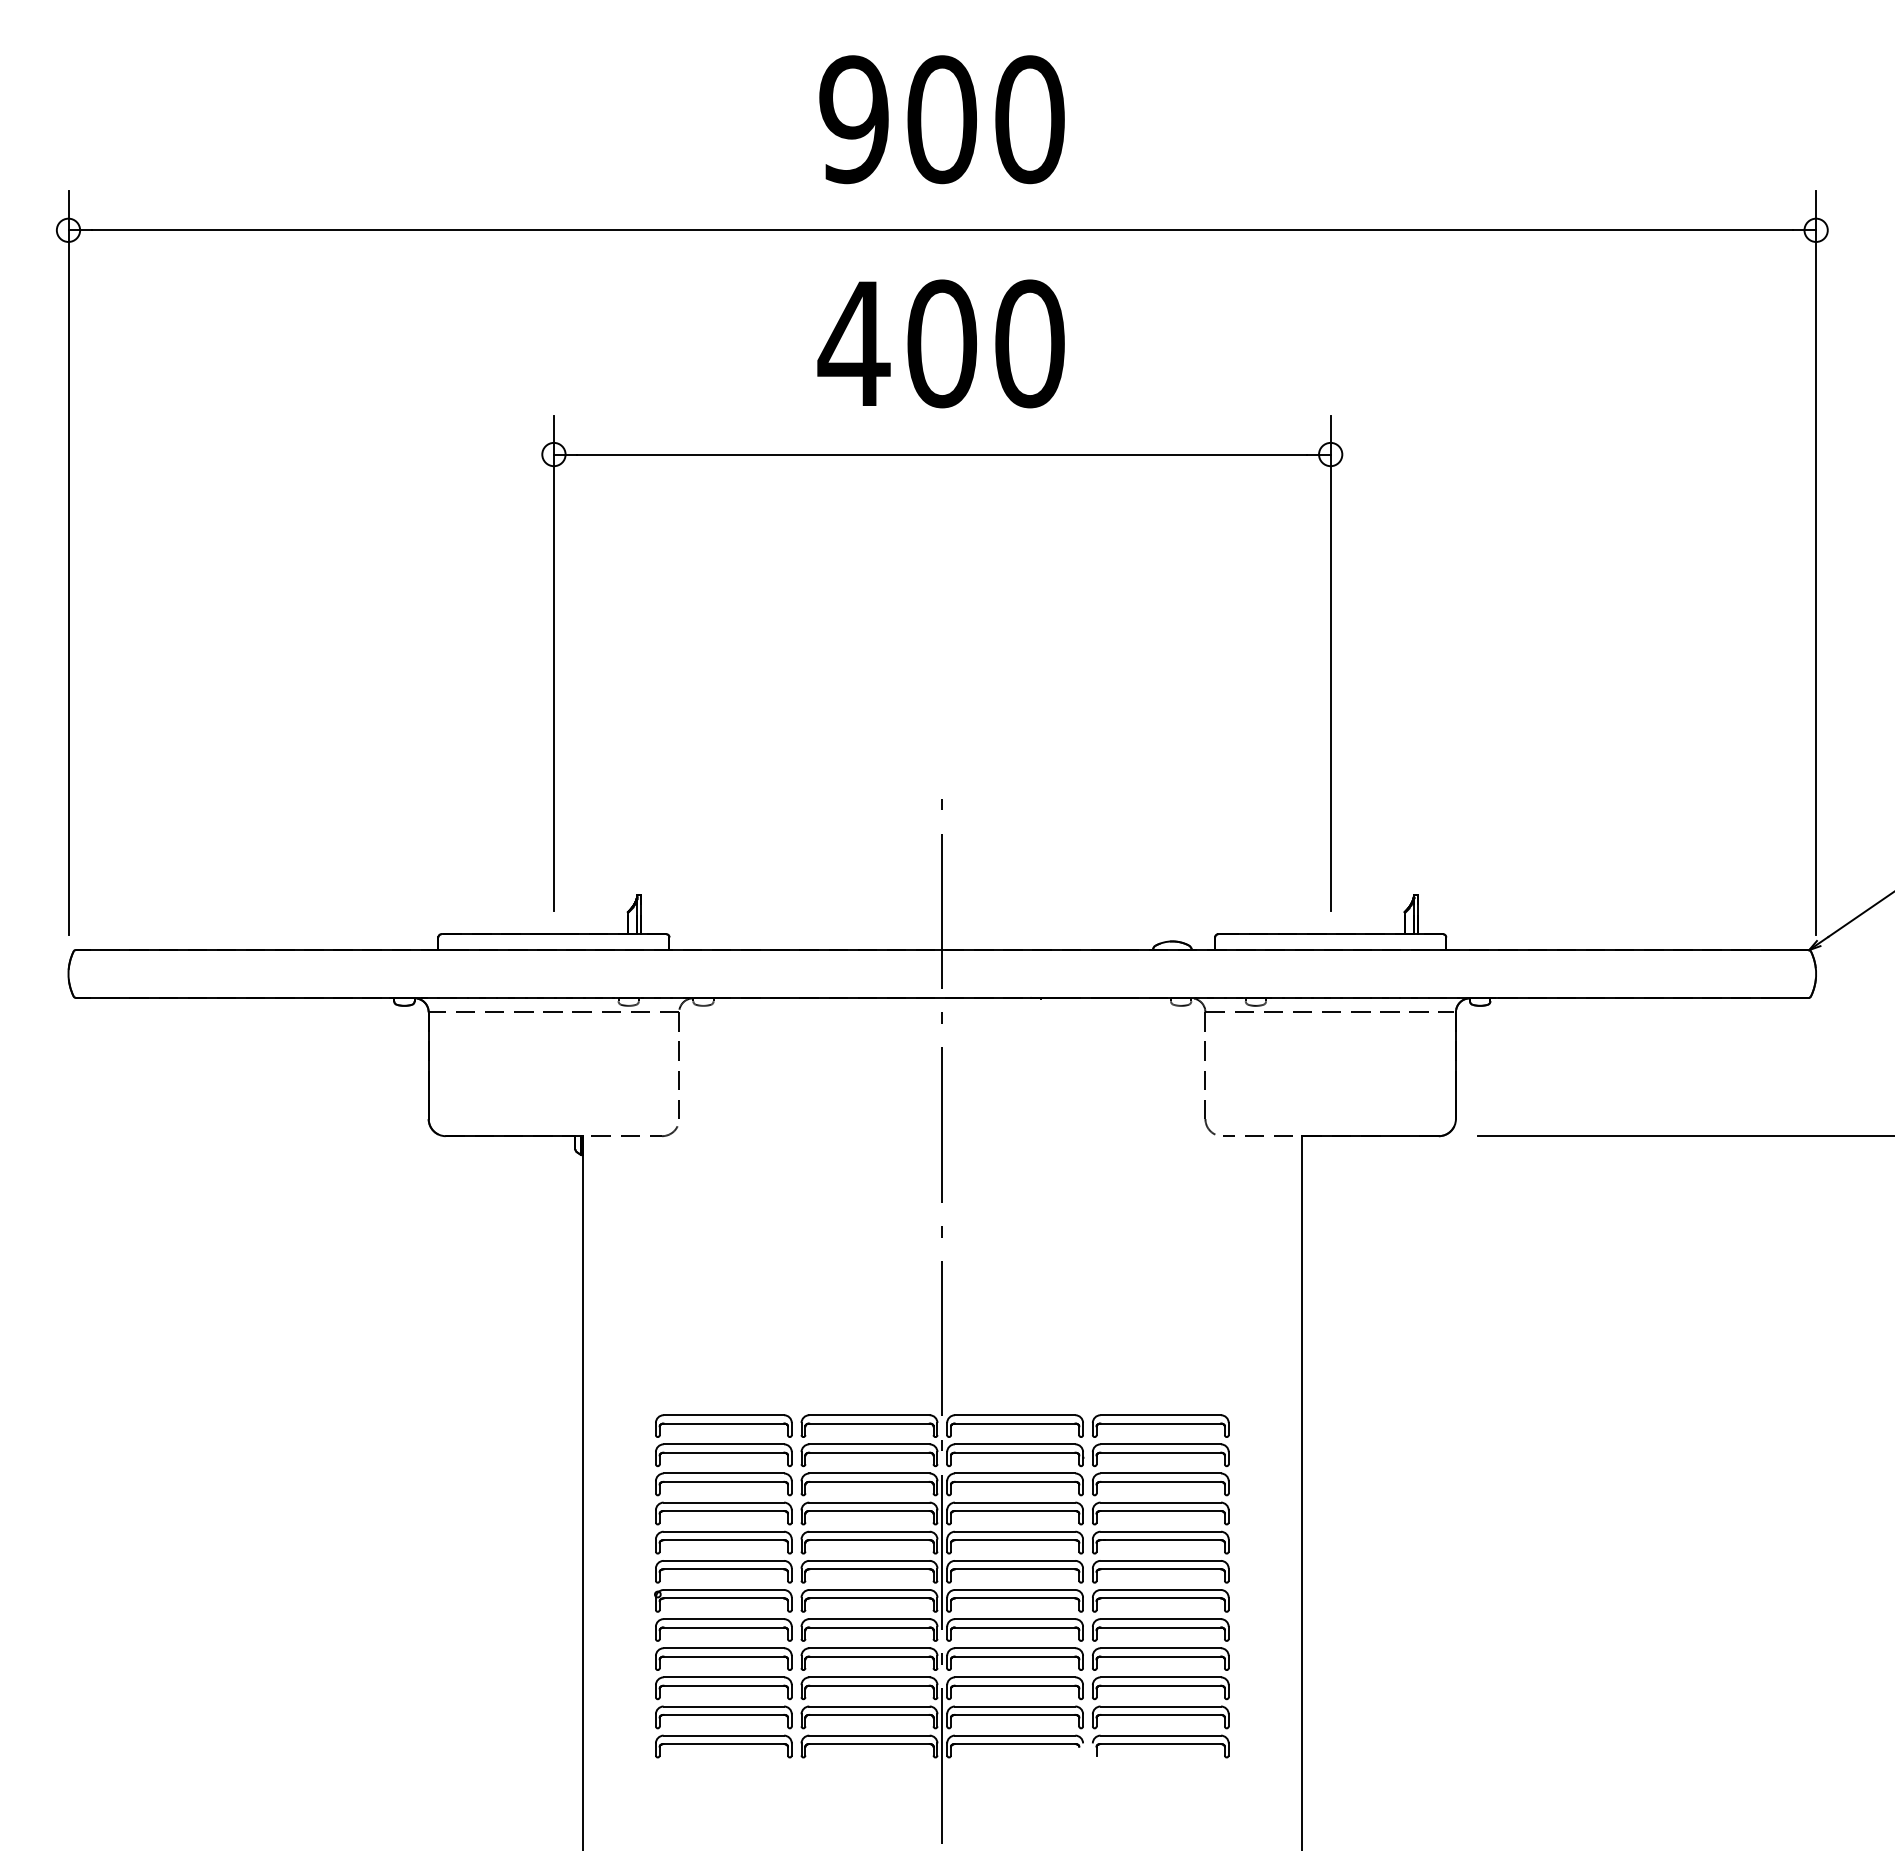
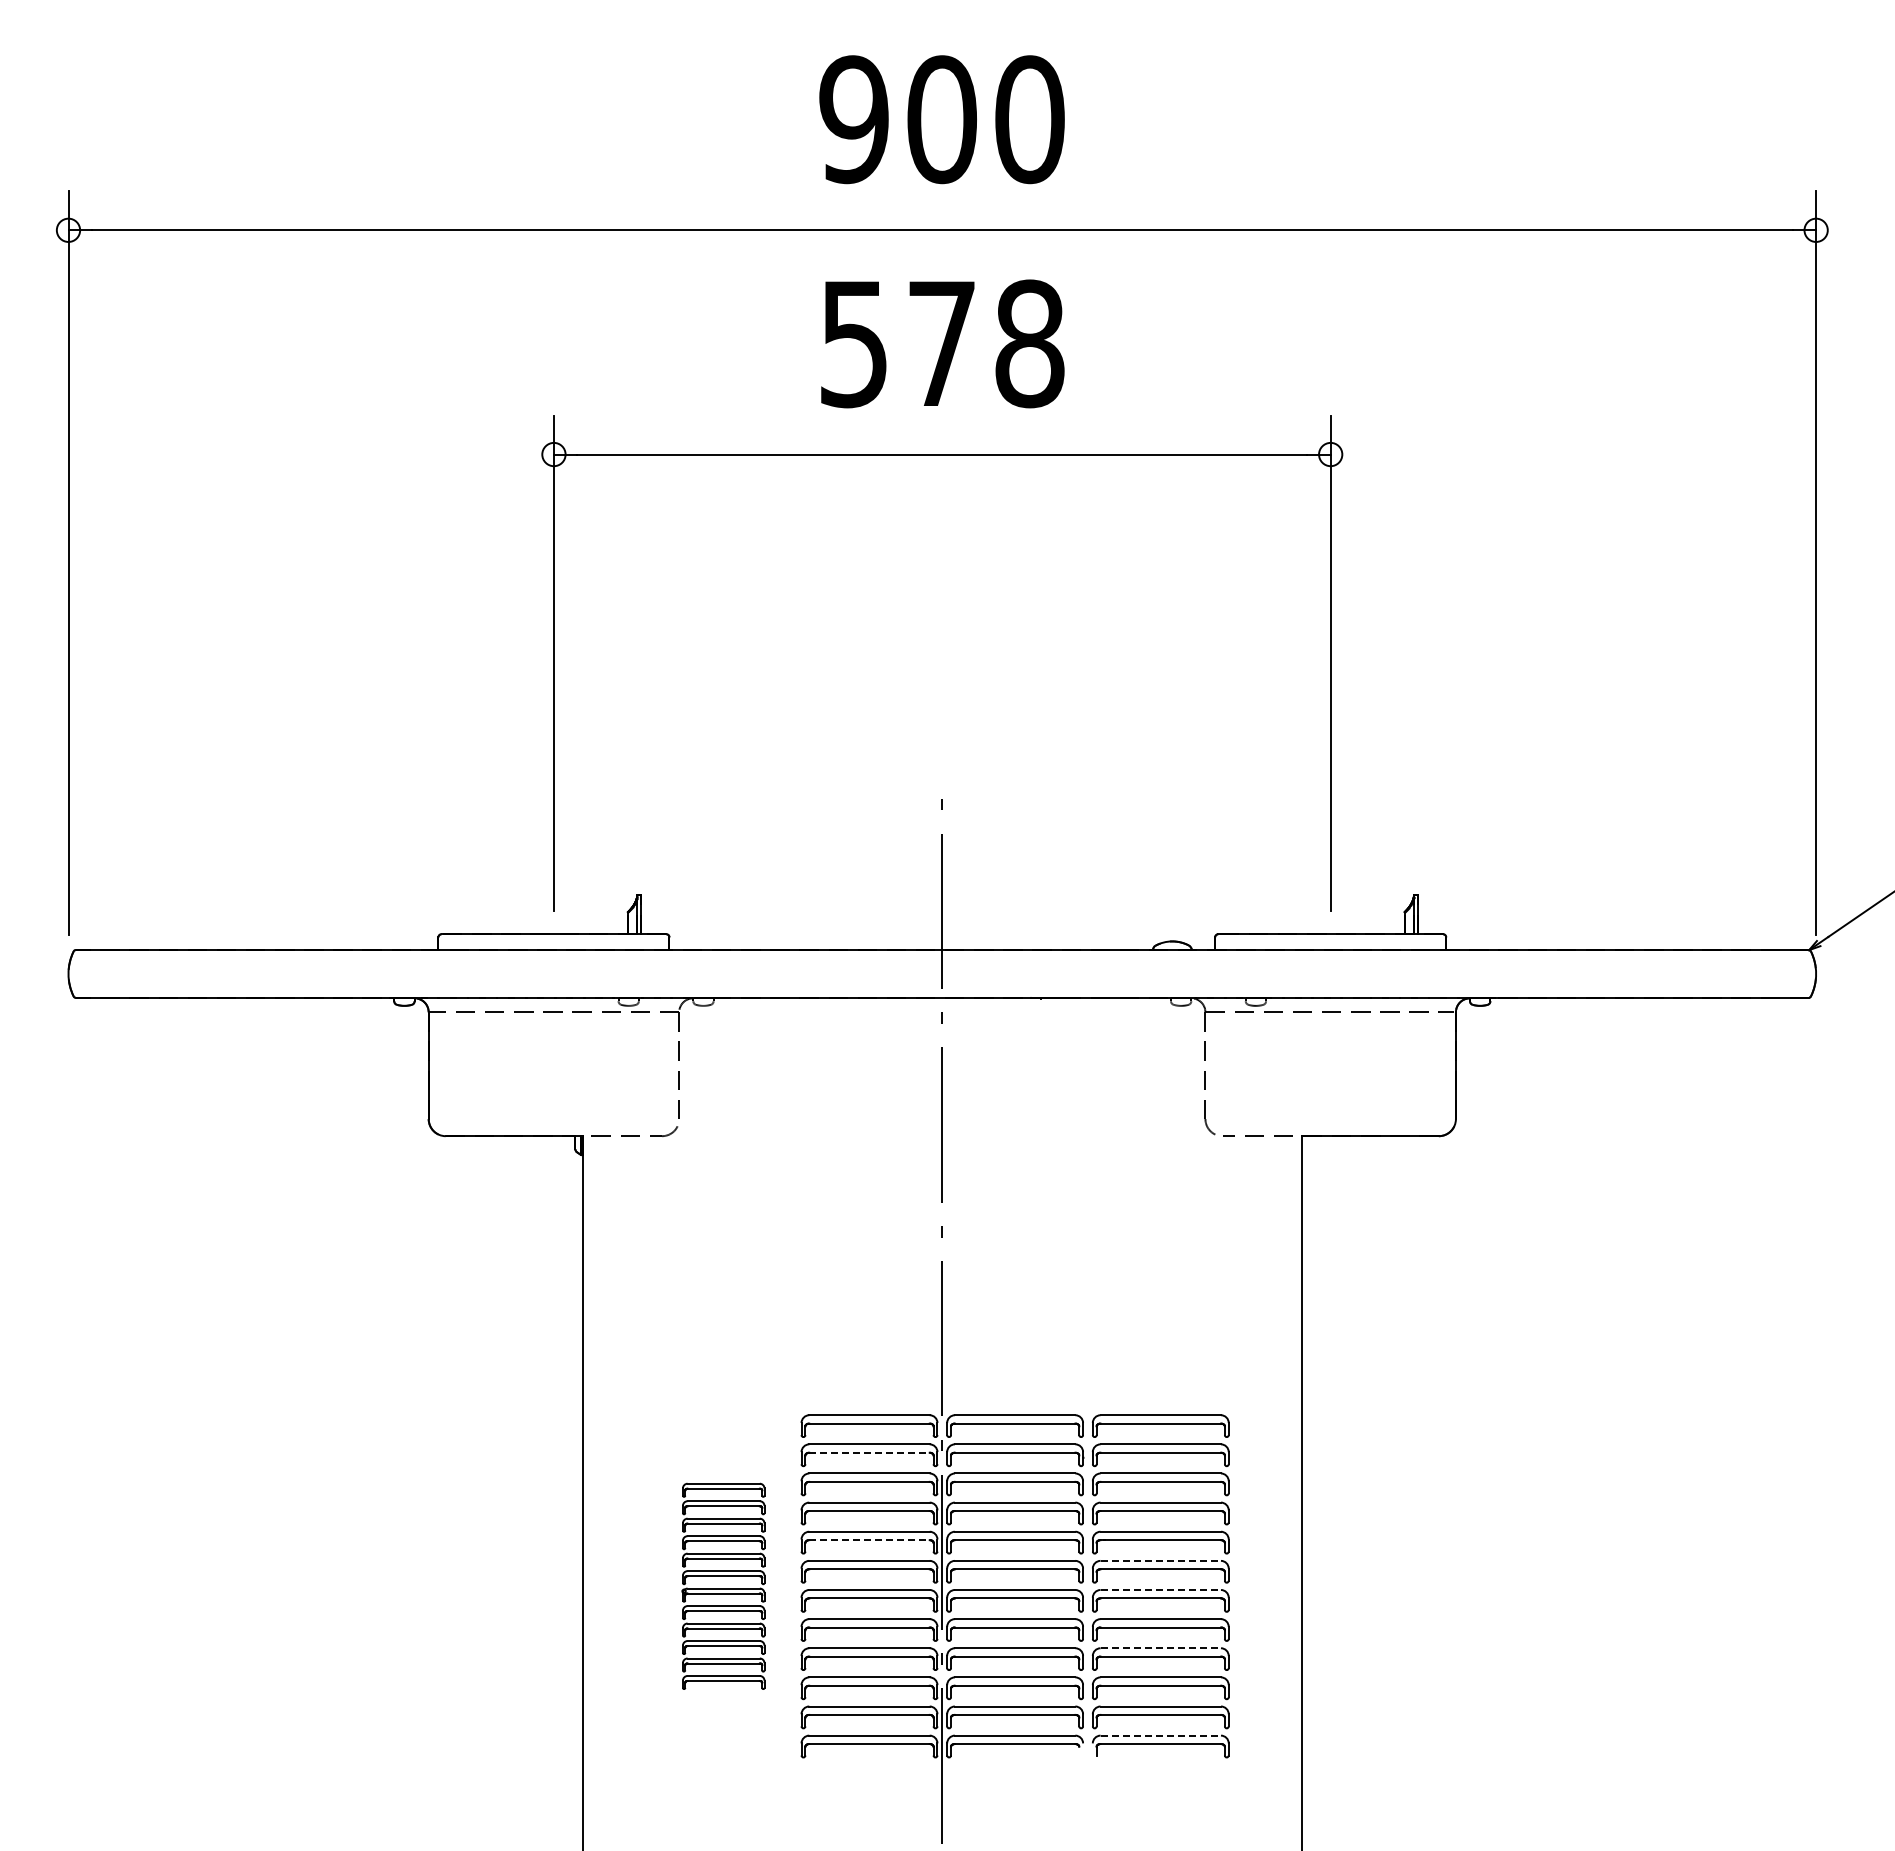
text: 400 -> 578 (940, 343)
line: present -> none (1684, 1136)
line: solid -> dashed (870, 1452)
line: solid -> dashed (870, 1540)
line: solid -> dashed (1161, 1560)
part size: 139x345 px -> 85x208 px (723, 1585)
line: solid -> dashed (1161, 1589)
line: solid -> dashed (1161, 1648)
line: solid -> dashed (1161, 1735)
